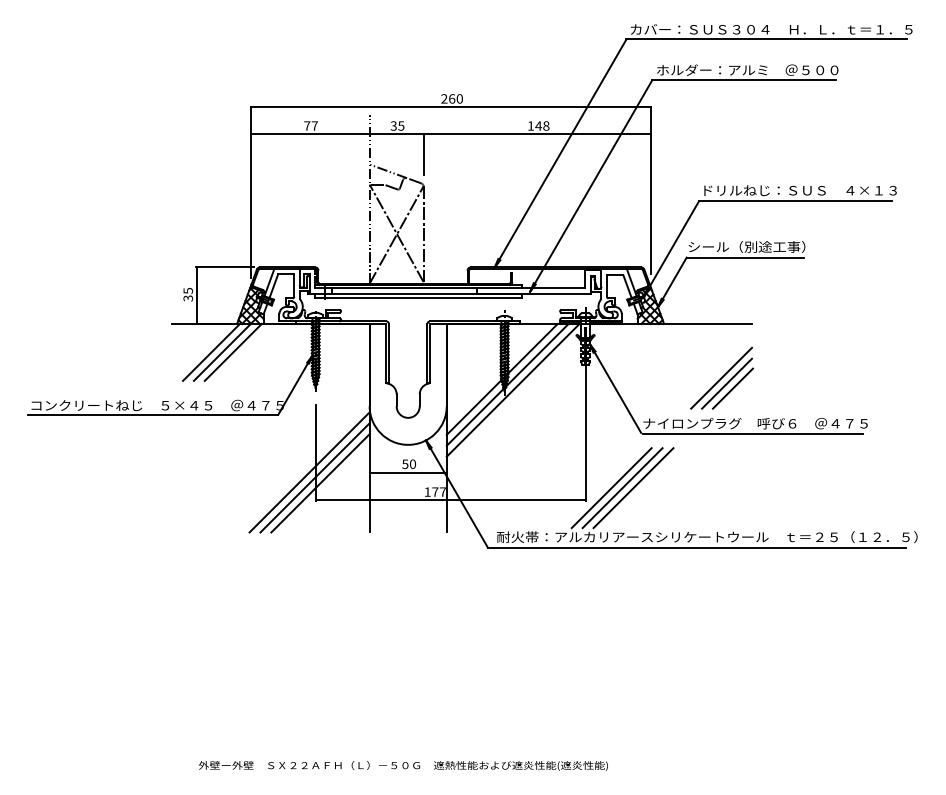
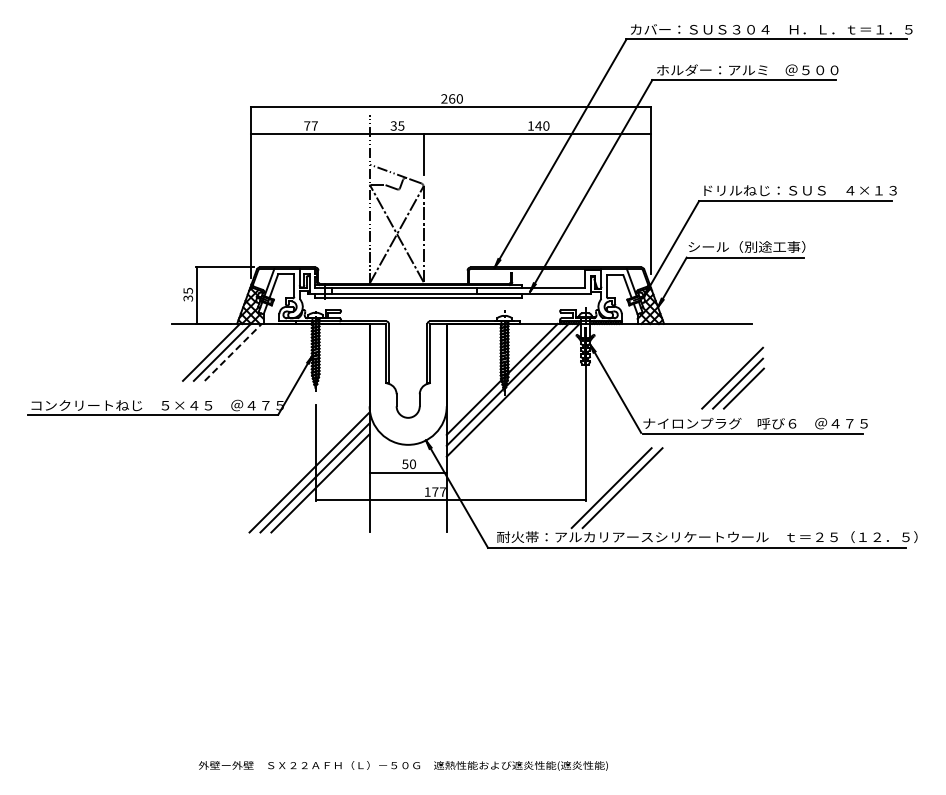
text: 148 -> 140 (546, 126)
line: solid -> dashed (233, 352)
part position: (721, 377) -> (732, 377) (732, 377)
line: present -> none (633, 488)
